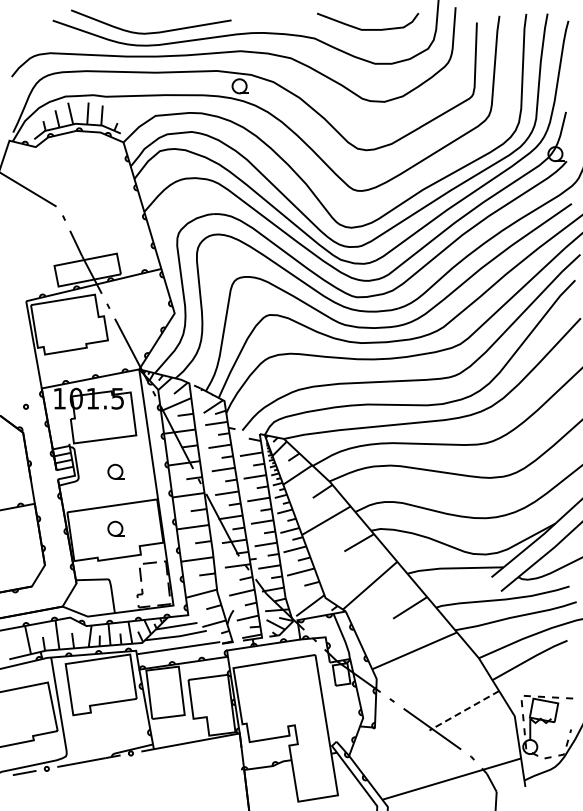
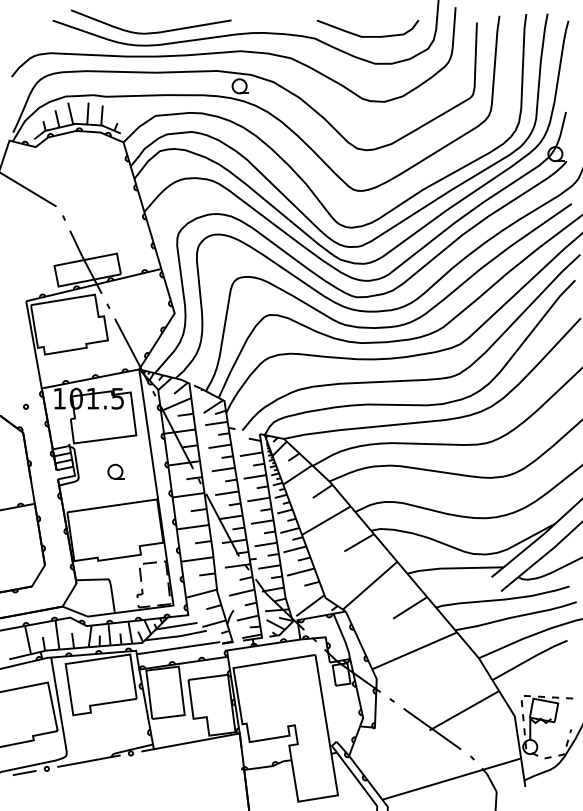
curve position: (368, 29) -> (368, 36) (368, 36)
part: present -> none (115, 528)
line: dashed -> solid (463, 711)
